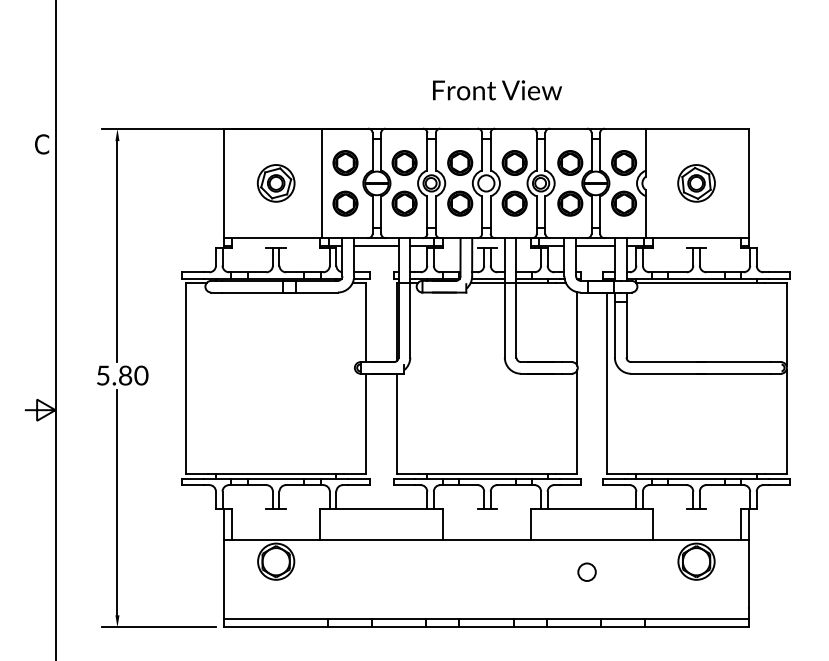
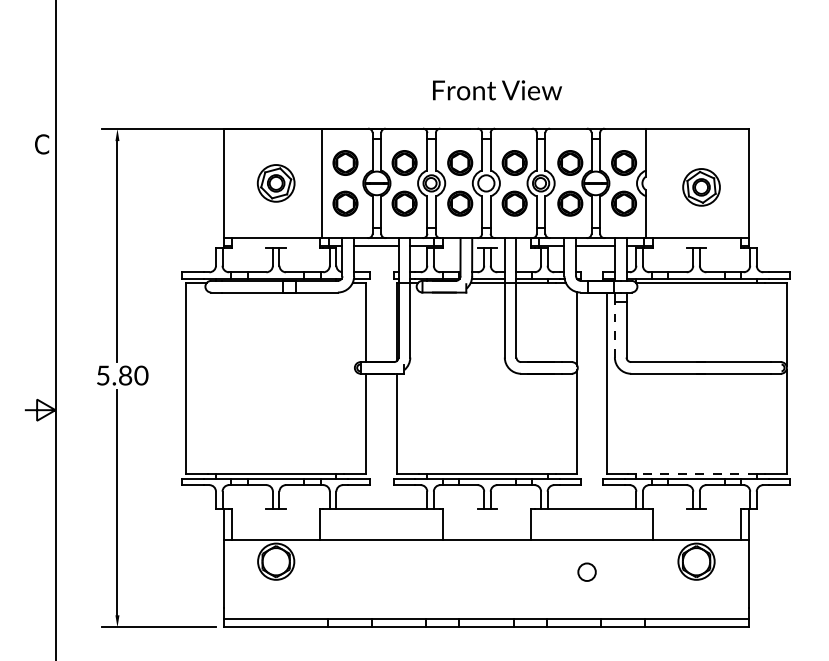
part position: (696, 183) -> (701, 187) (701, 187)
line: solid -> dashed (614, 329)
line: solid -> dashed (696, 474)
